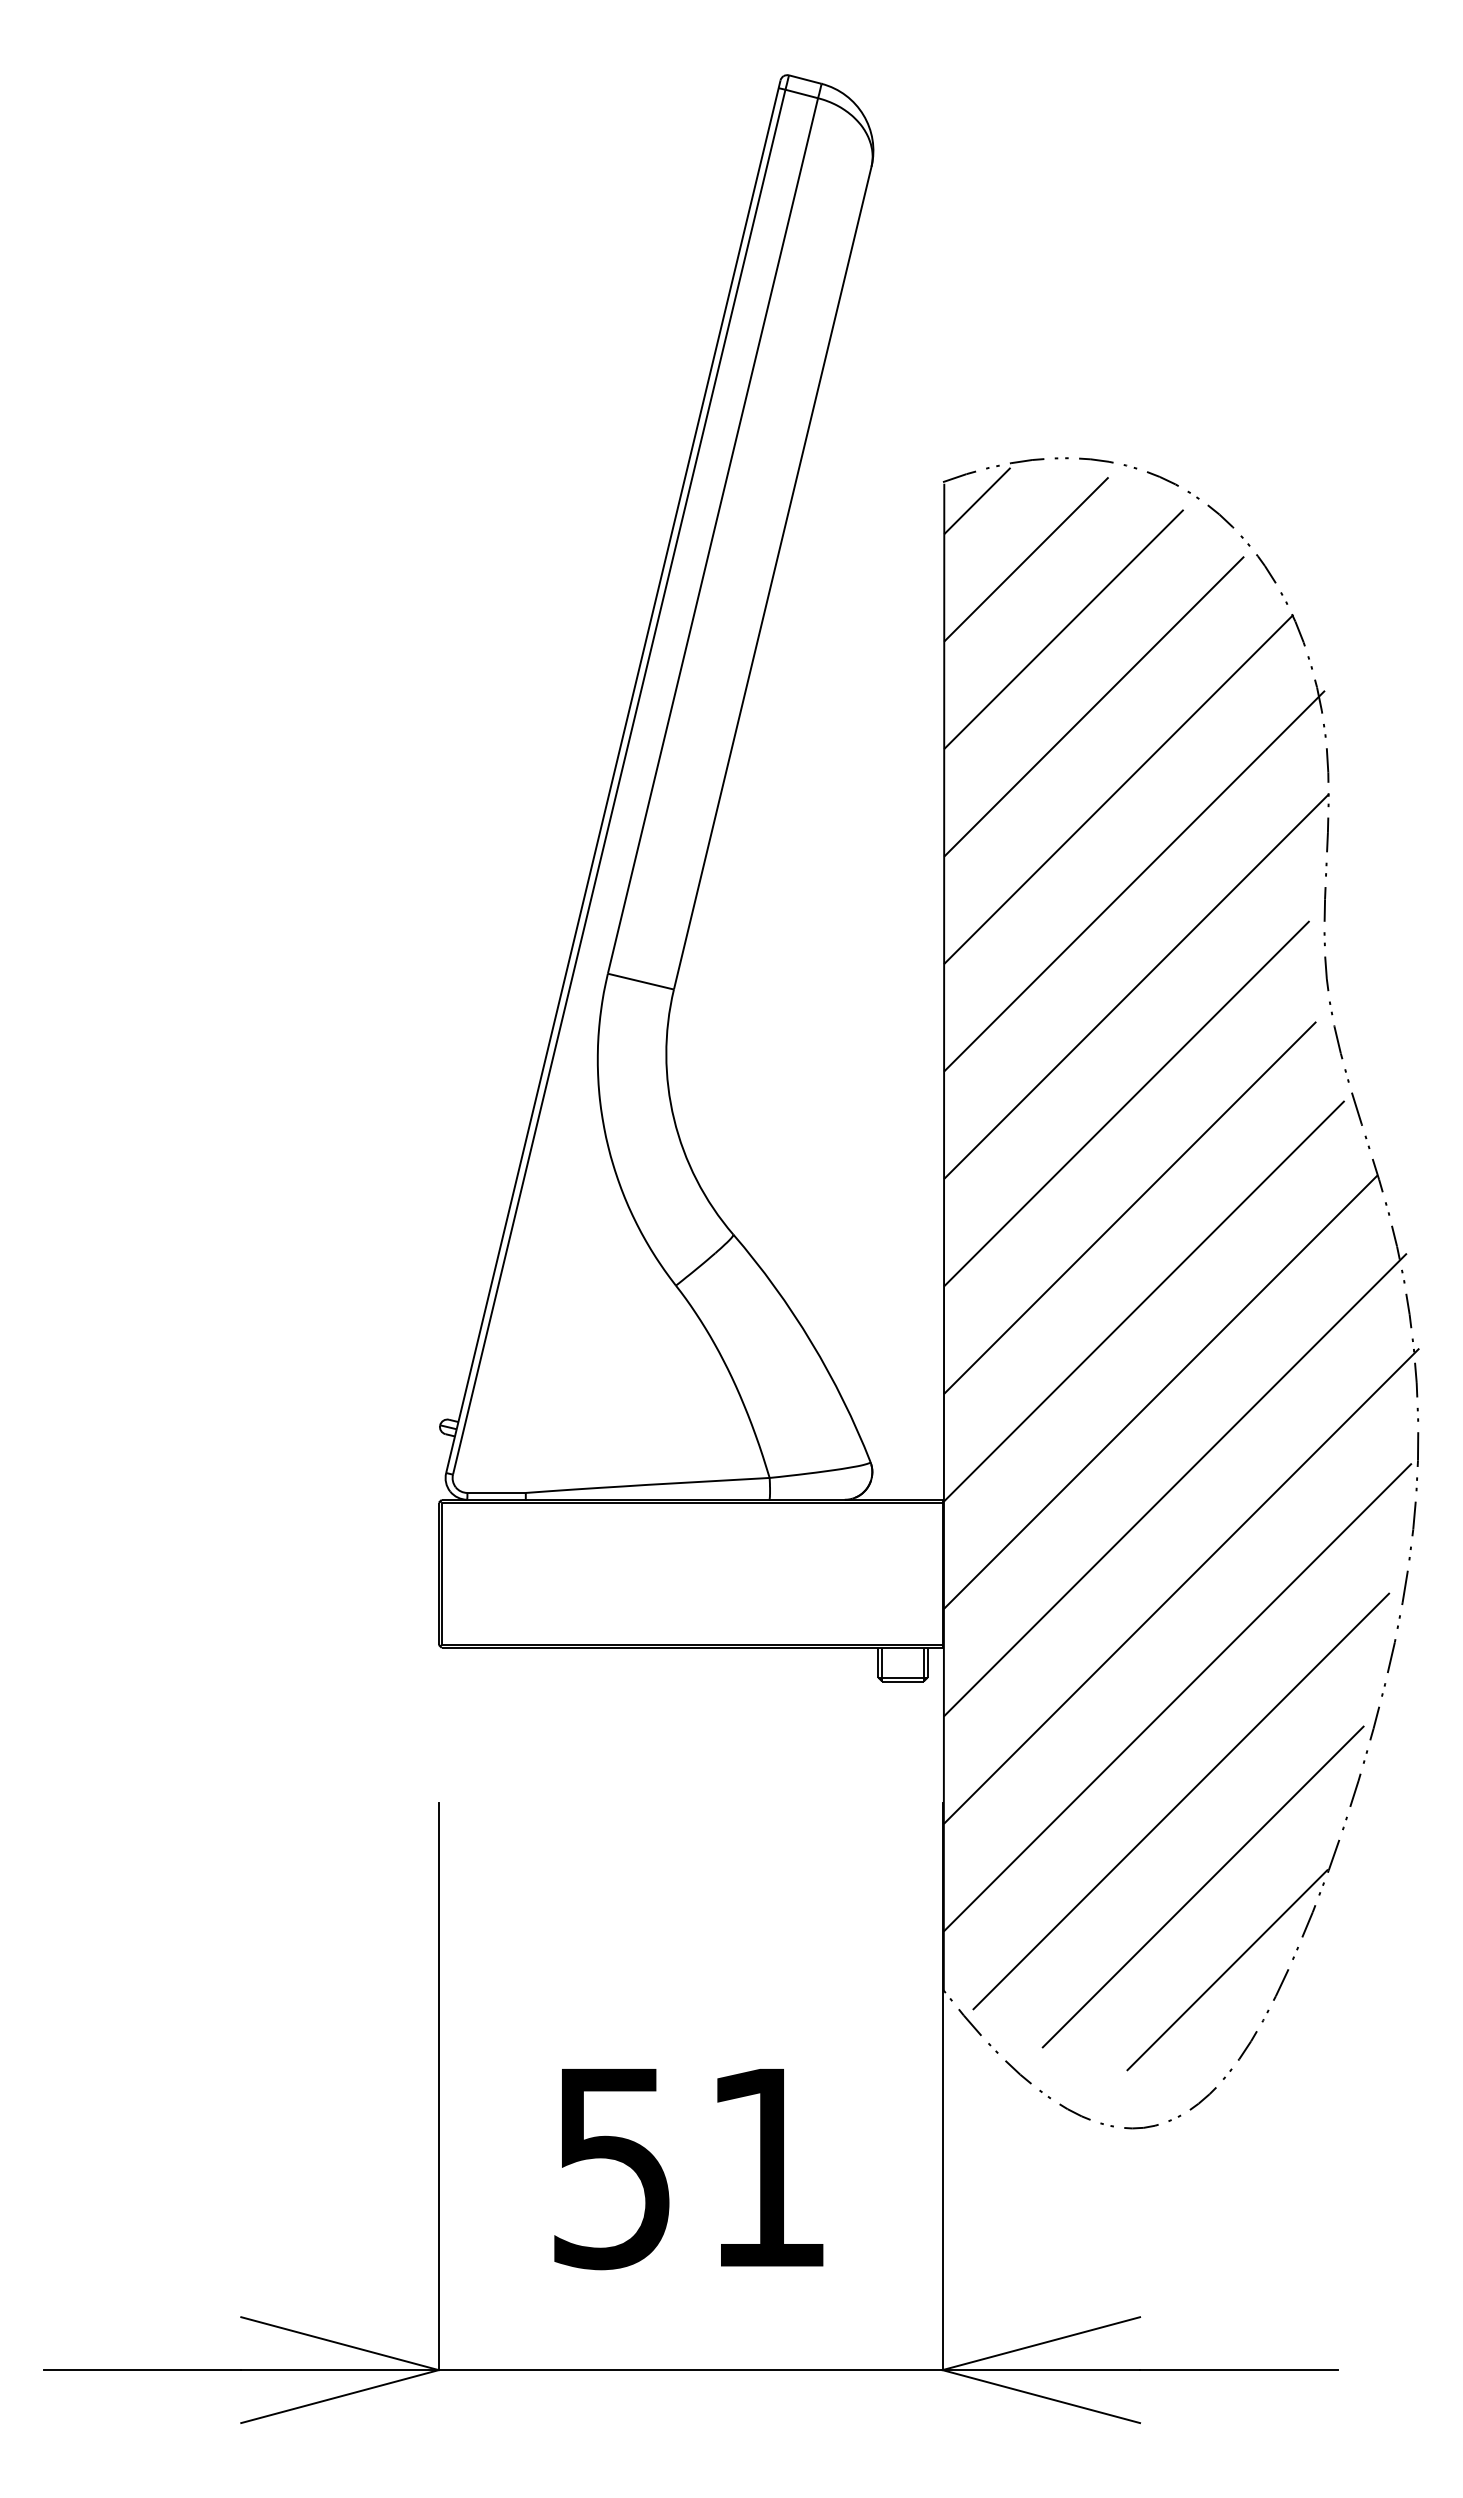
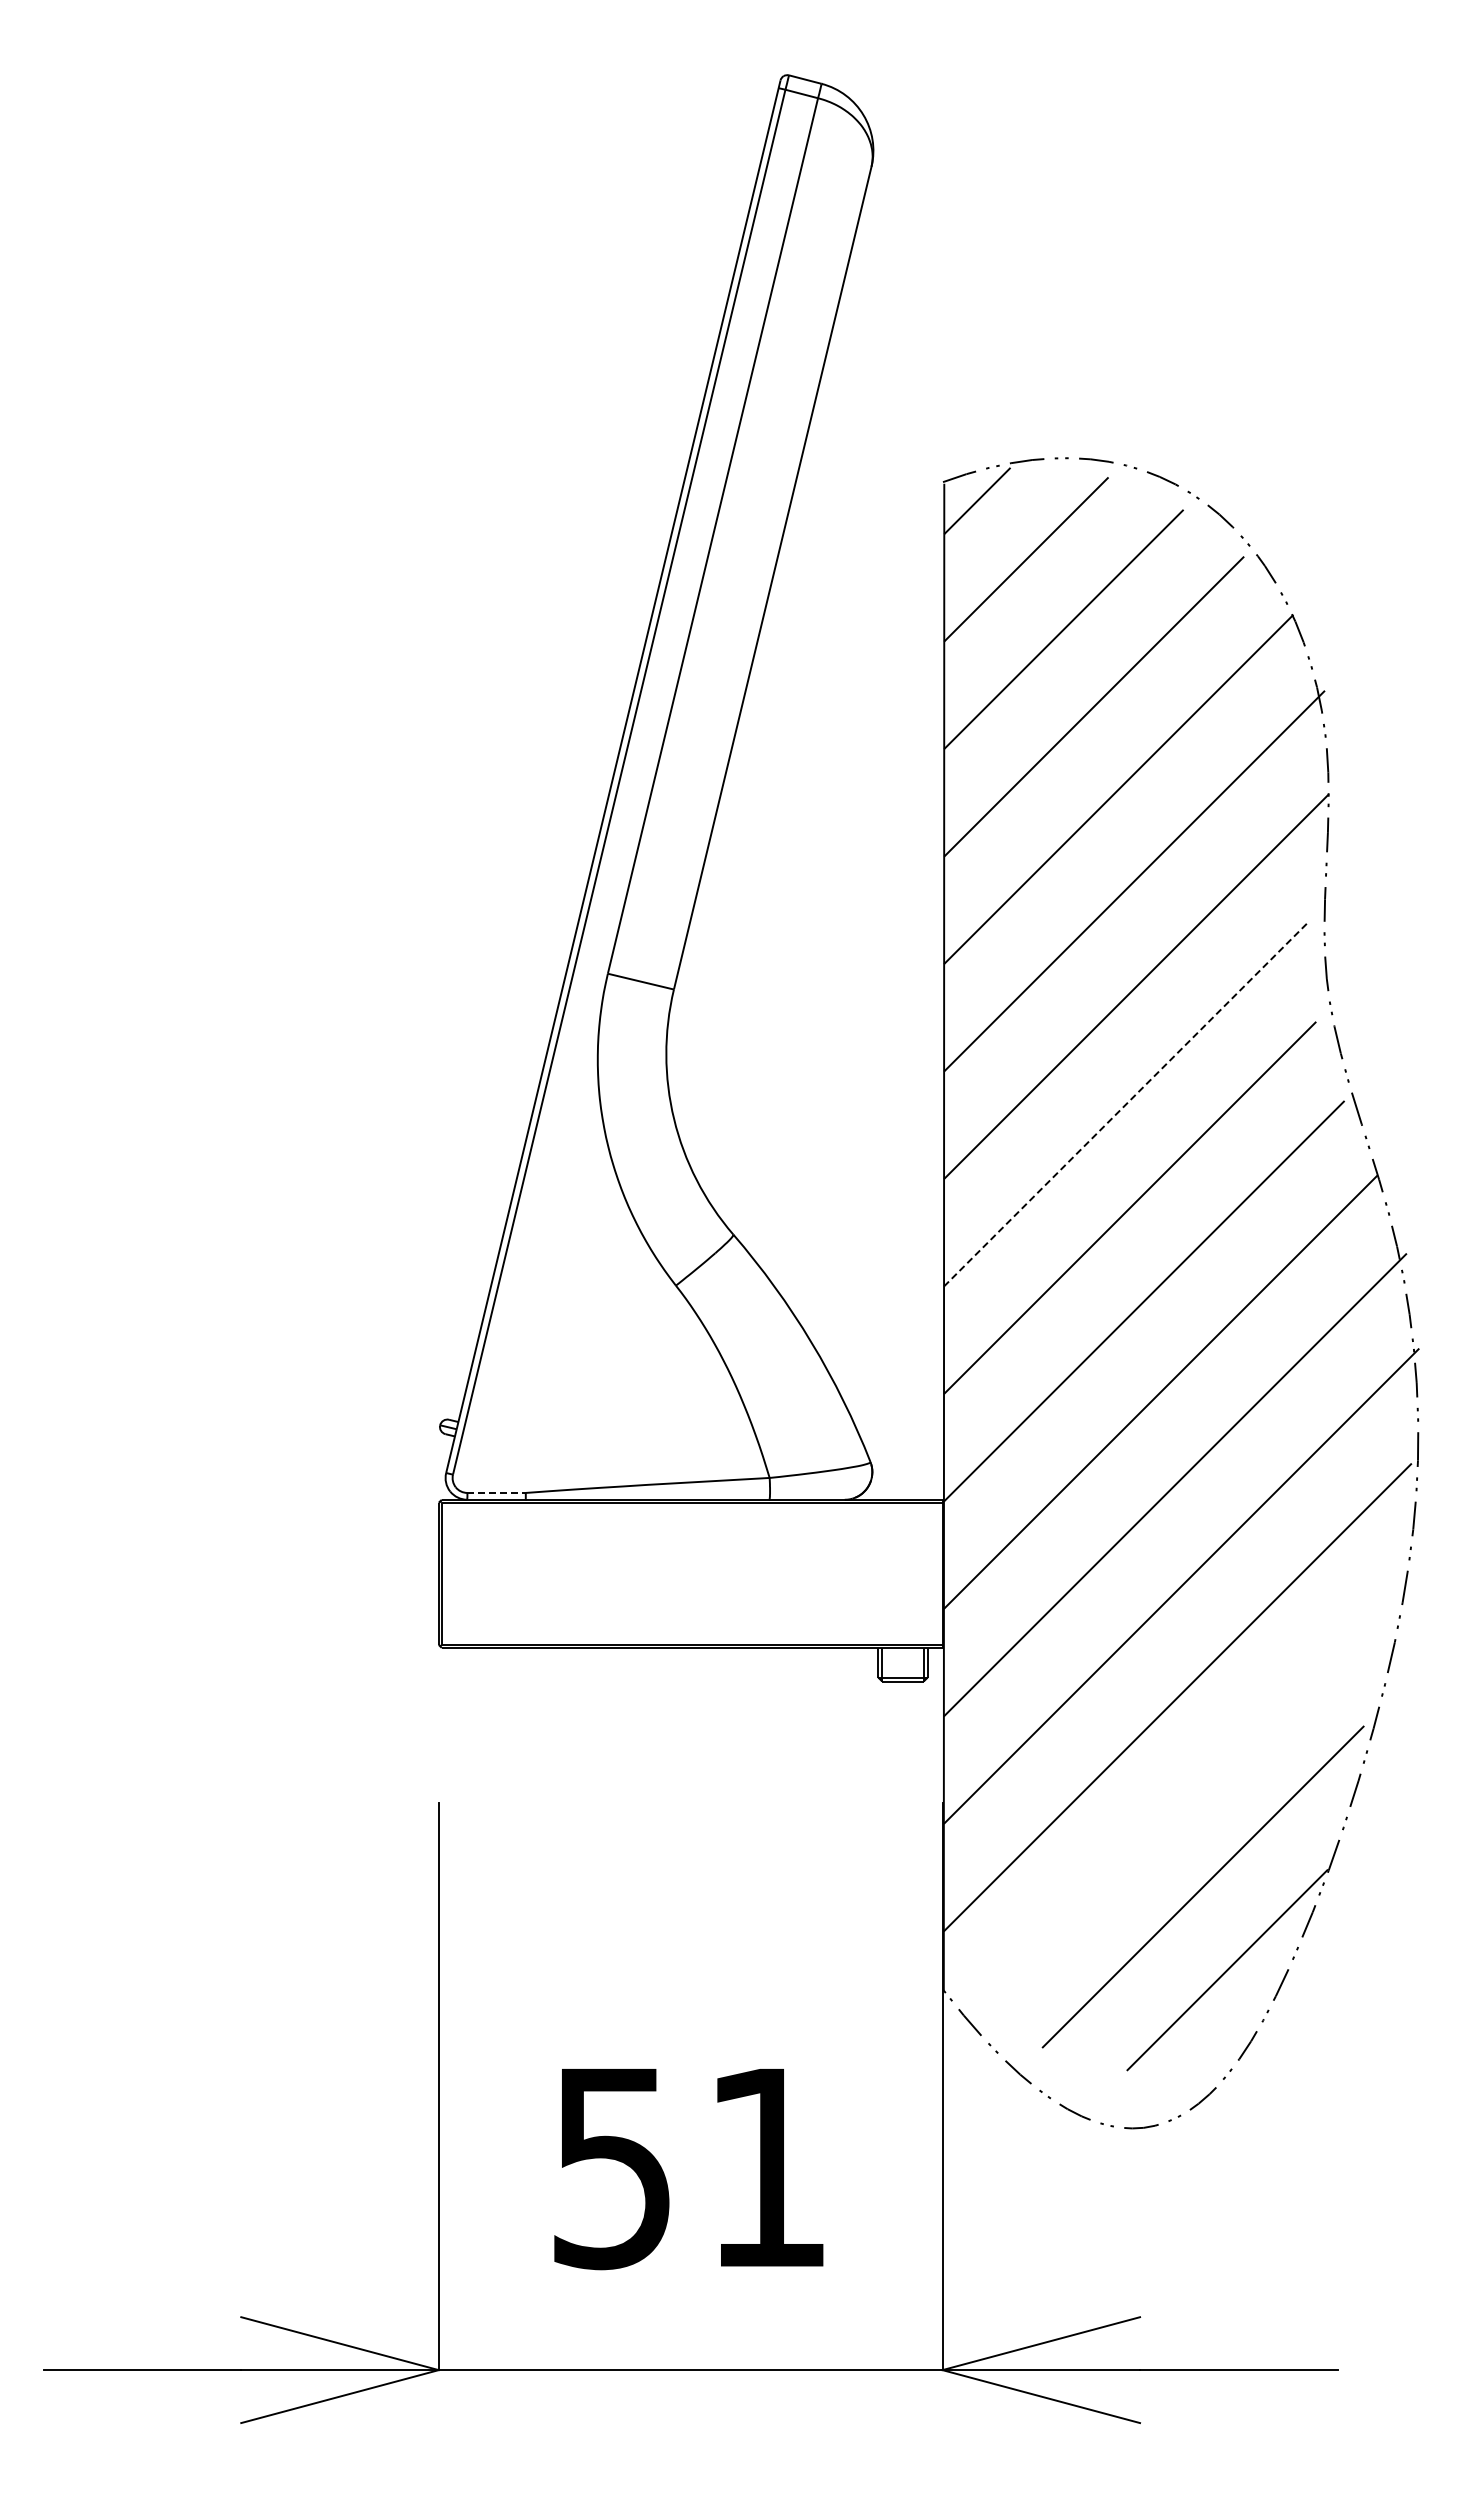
line: solid -> dashed (1127, 1103)
line: solid -> dashed (497, 1492)
line: present -> none (1181, 1801)
